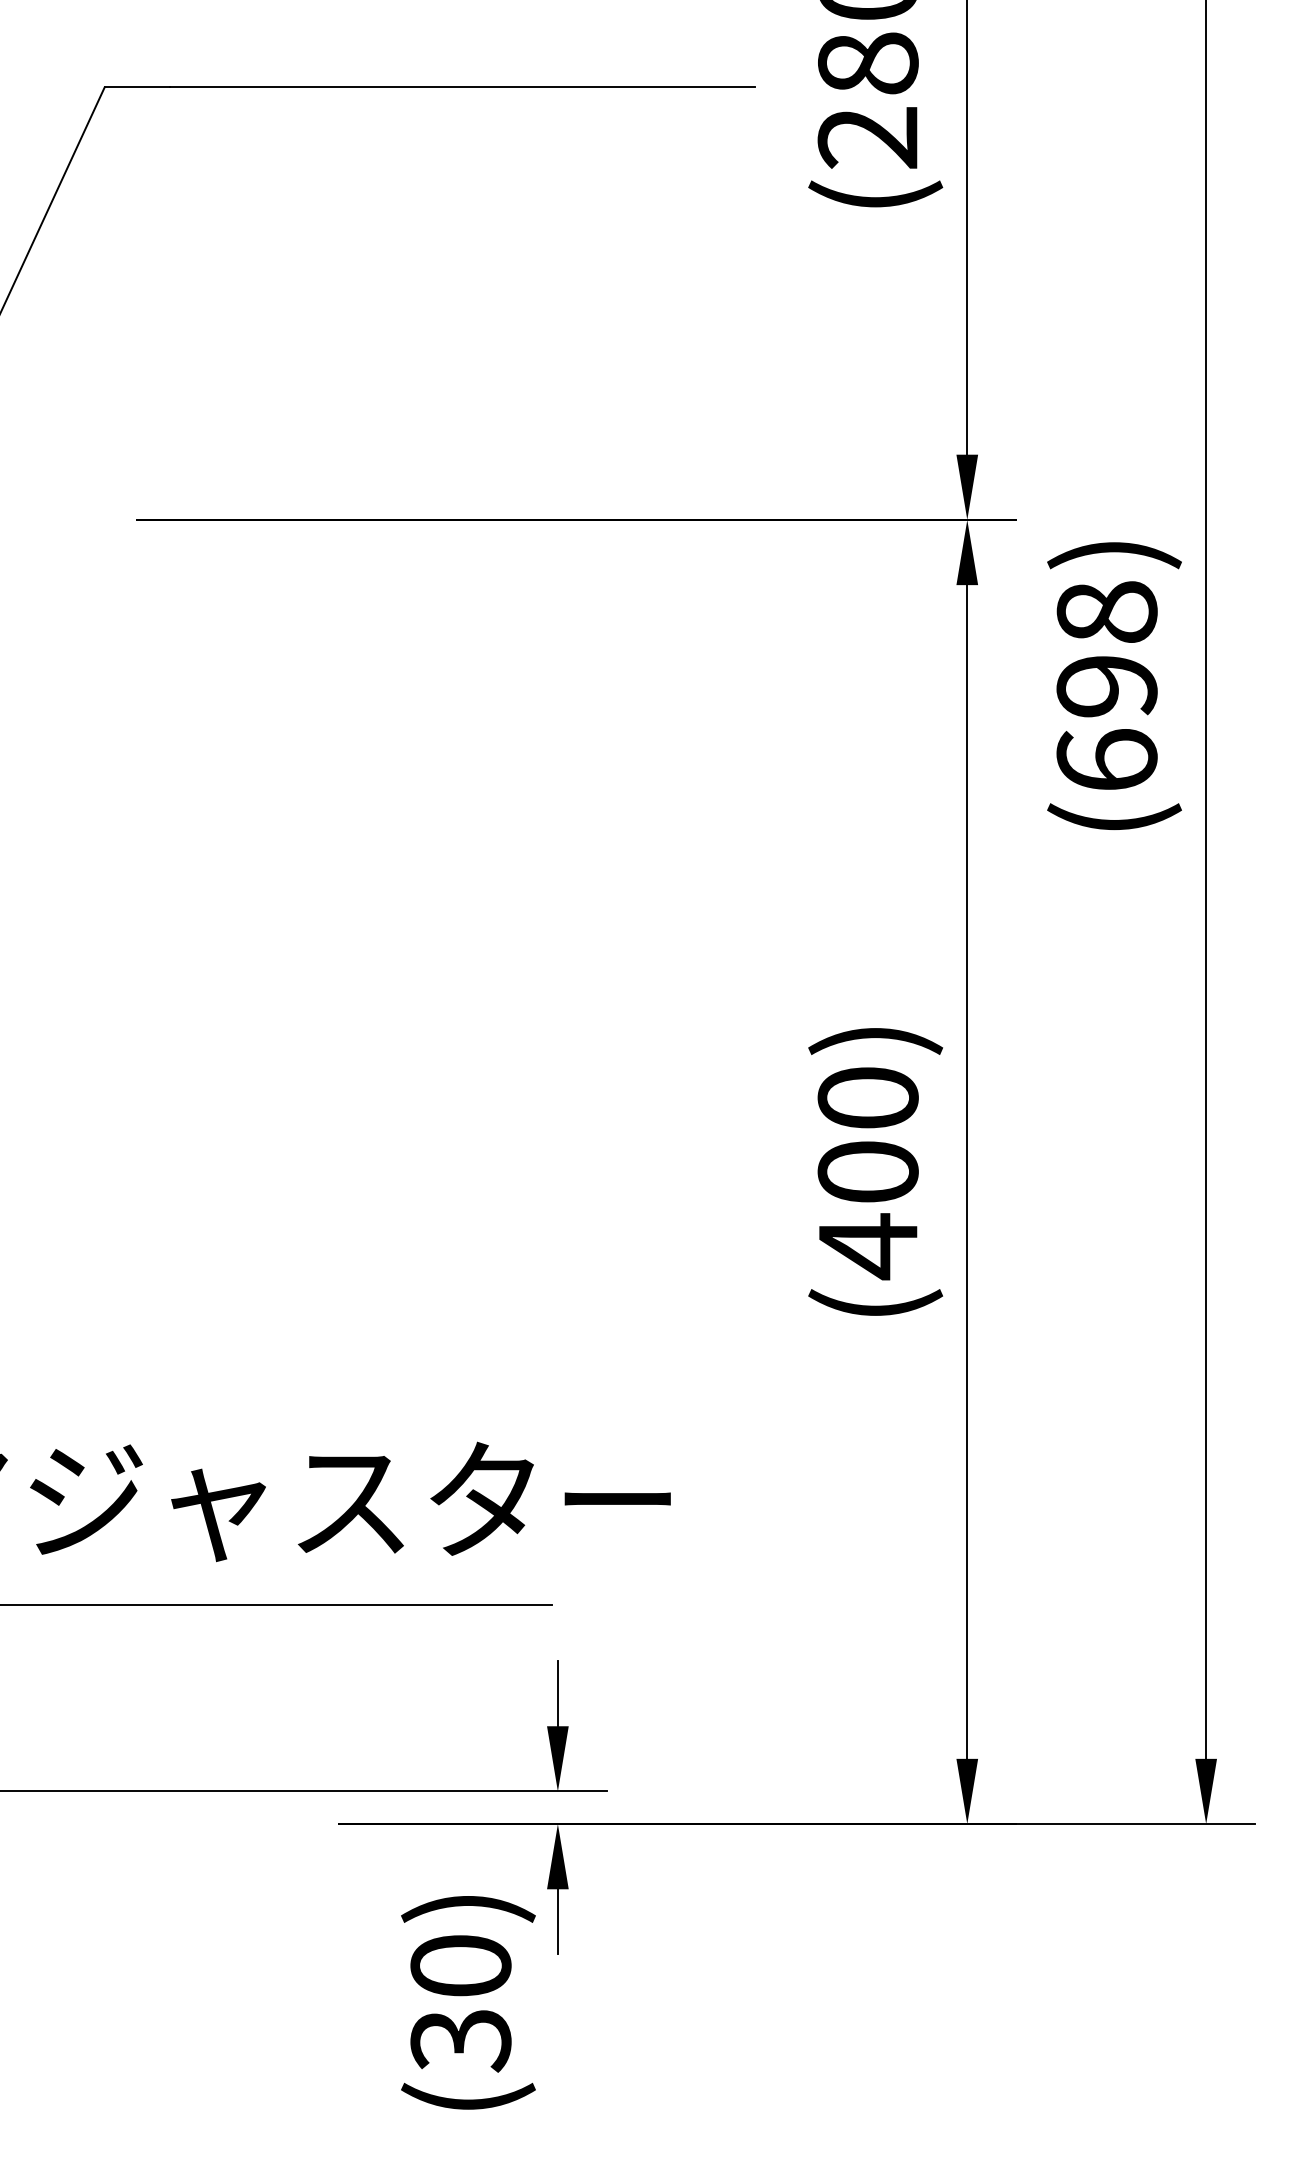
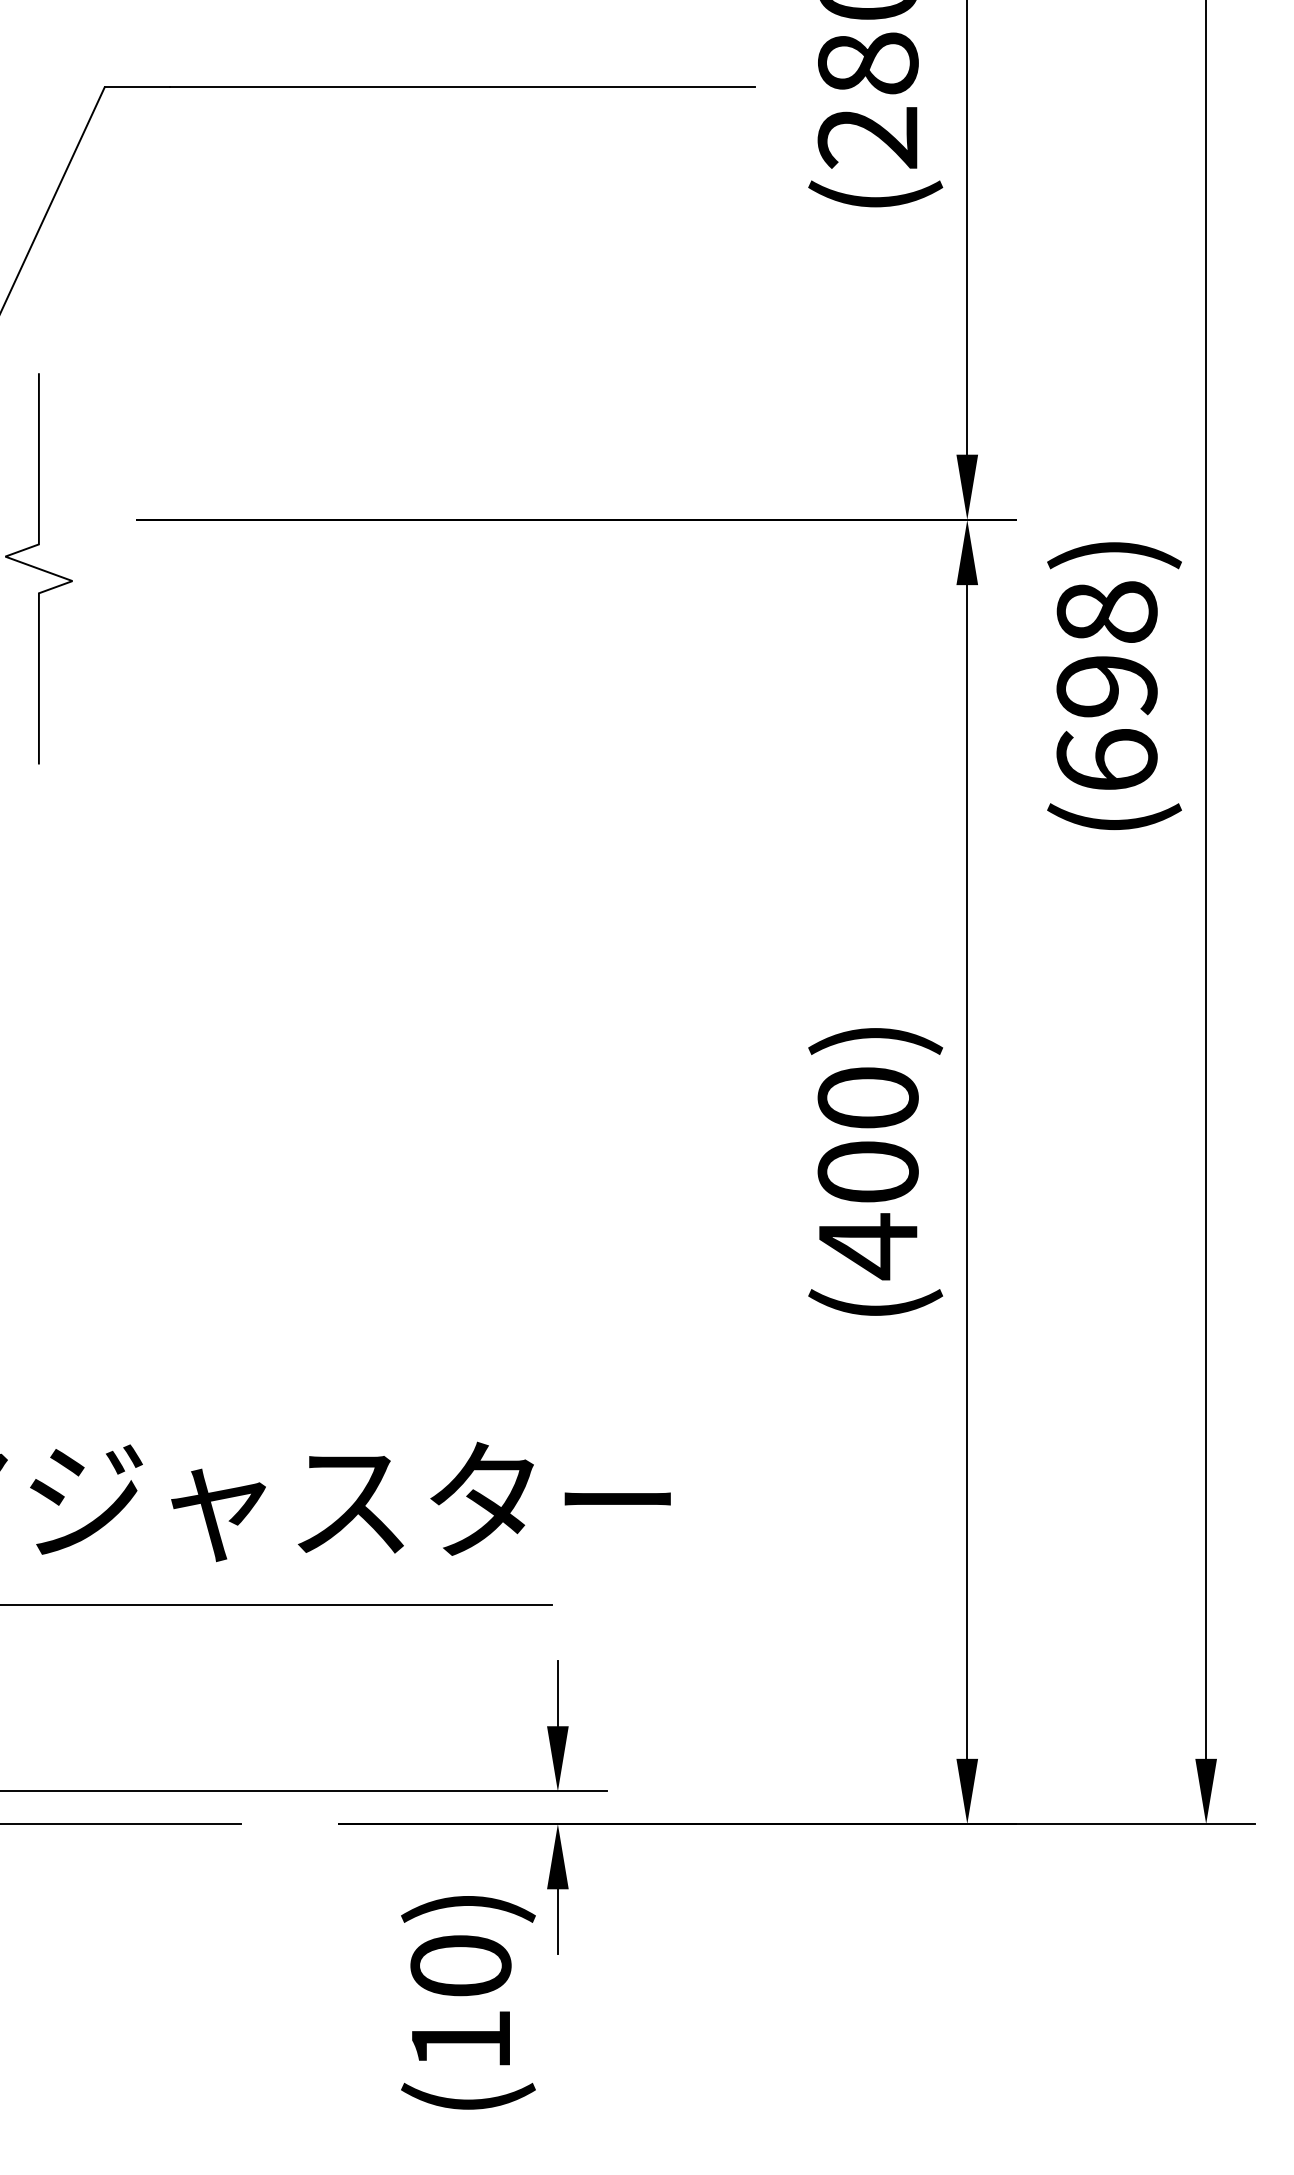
curve: none -> present (38, 568)
line: none -> present (121, 1824)
text: (30) -> (10) (460, 2041)
